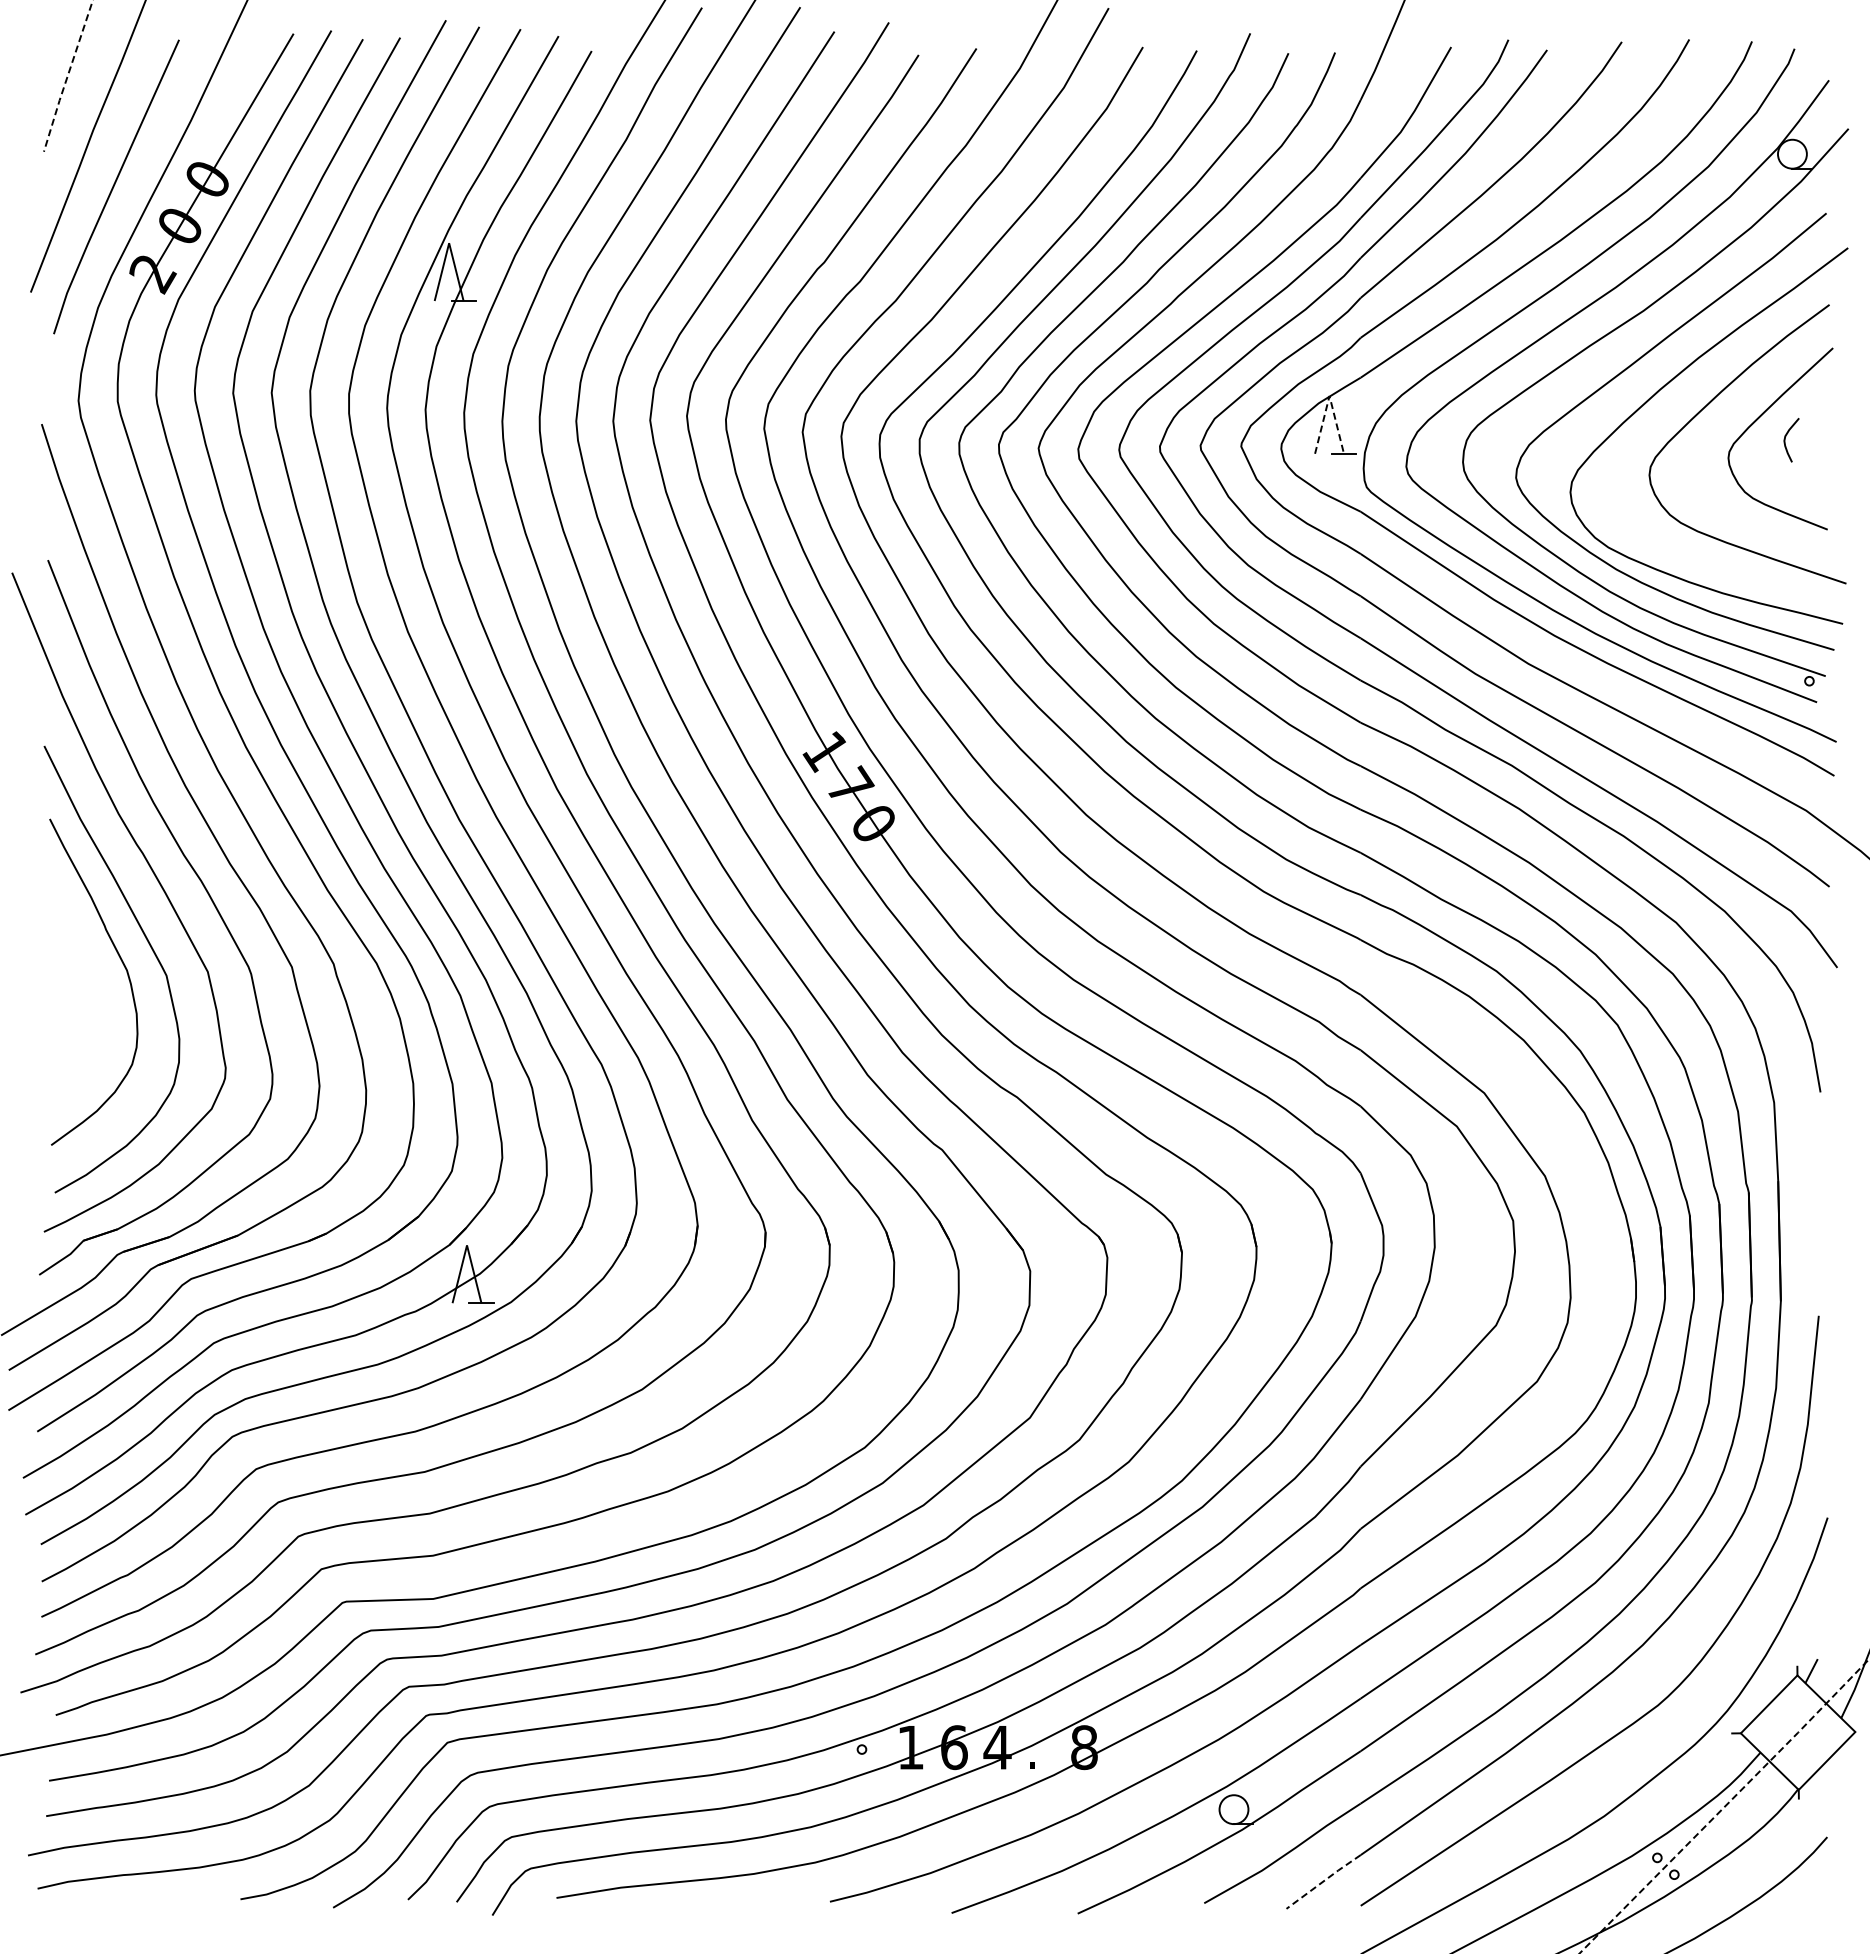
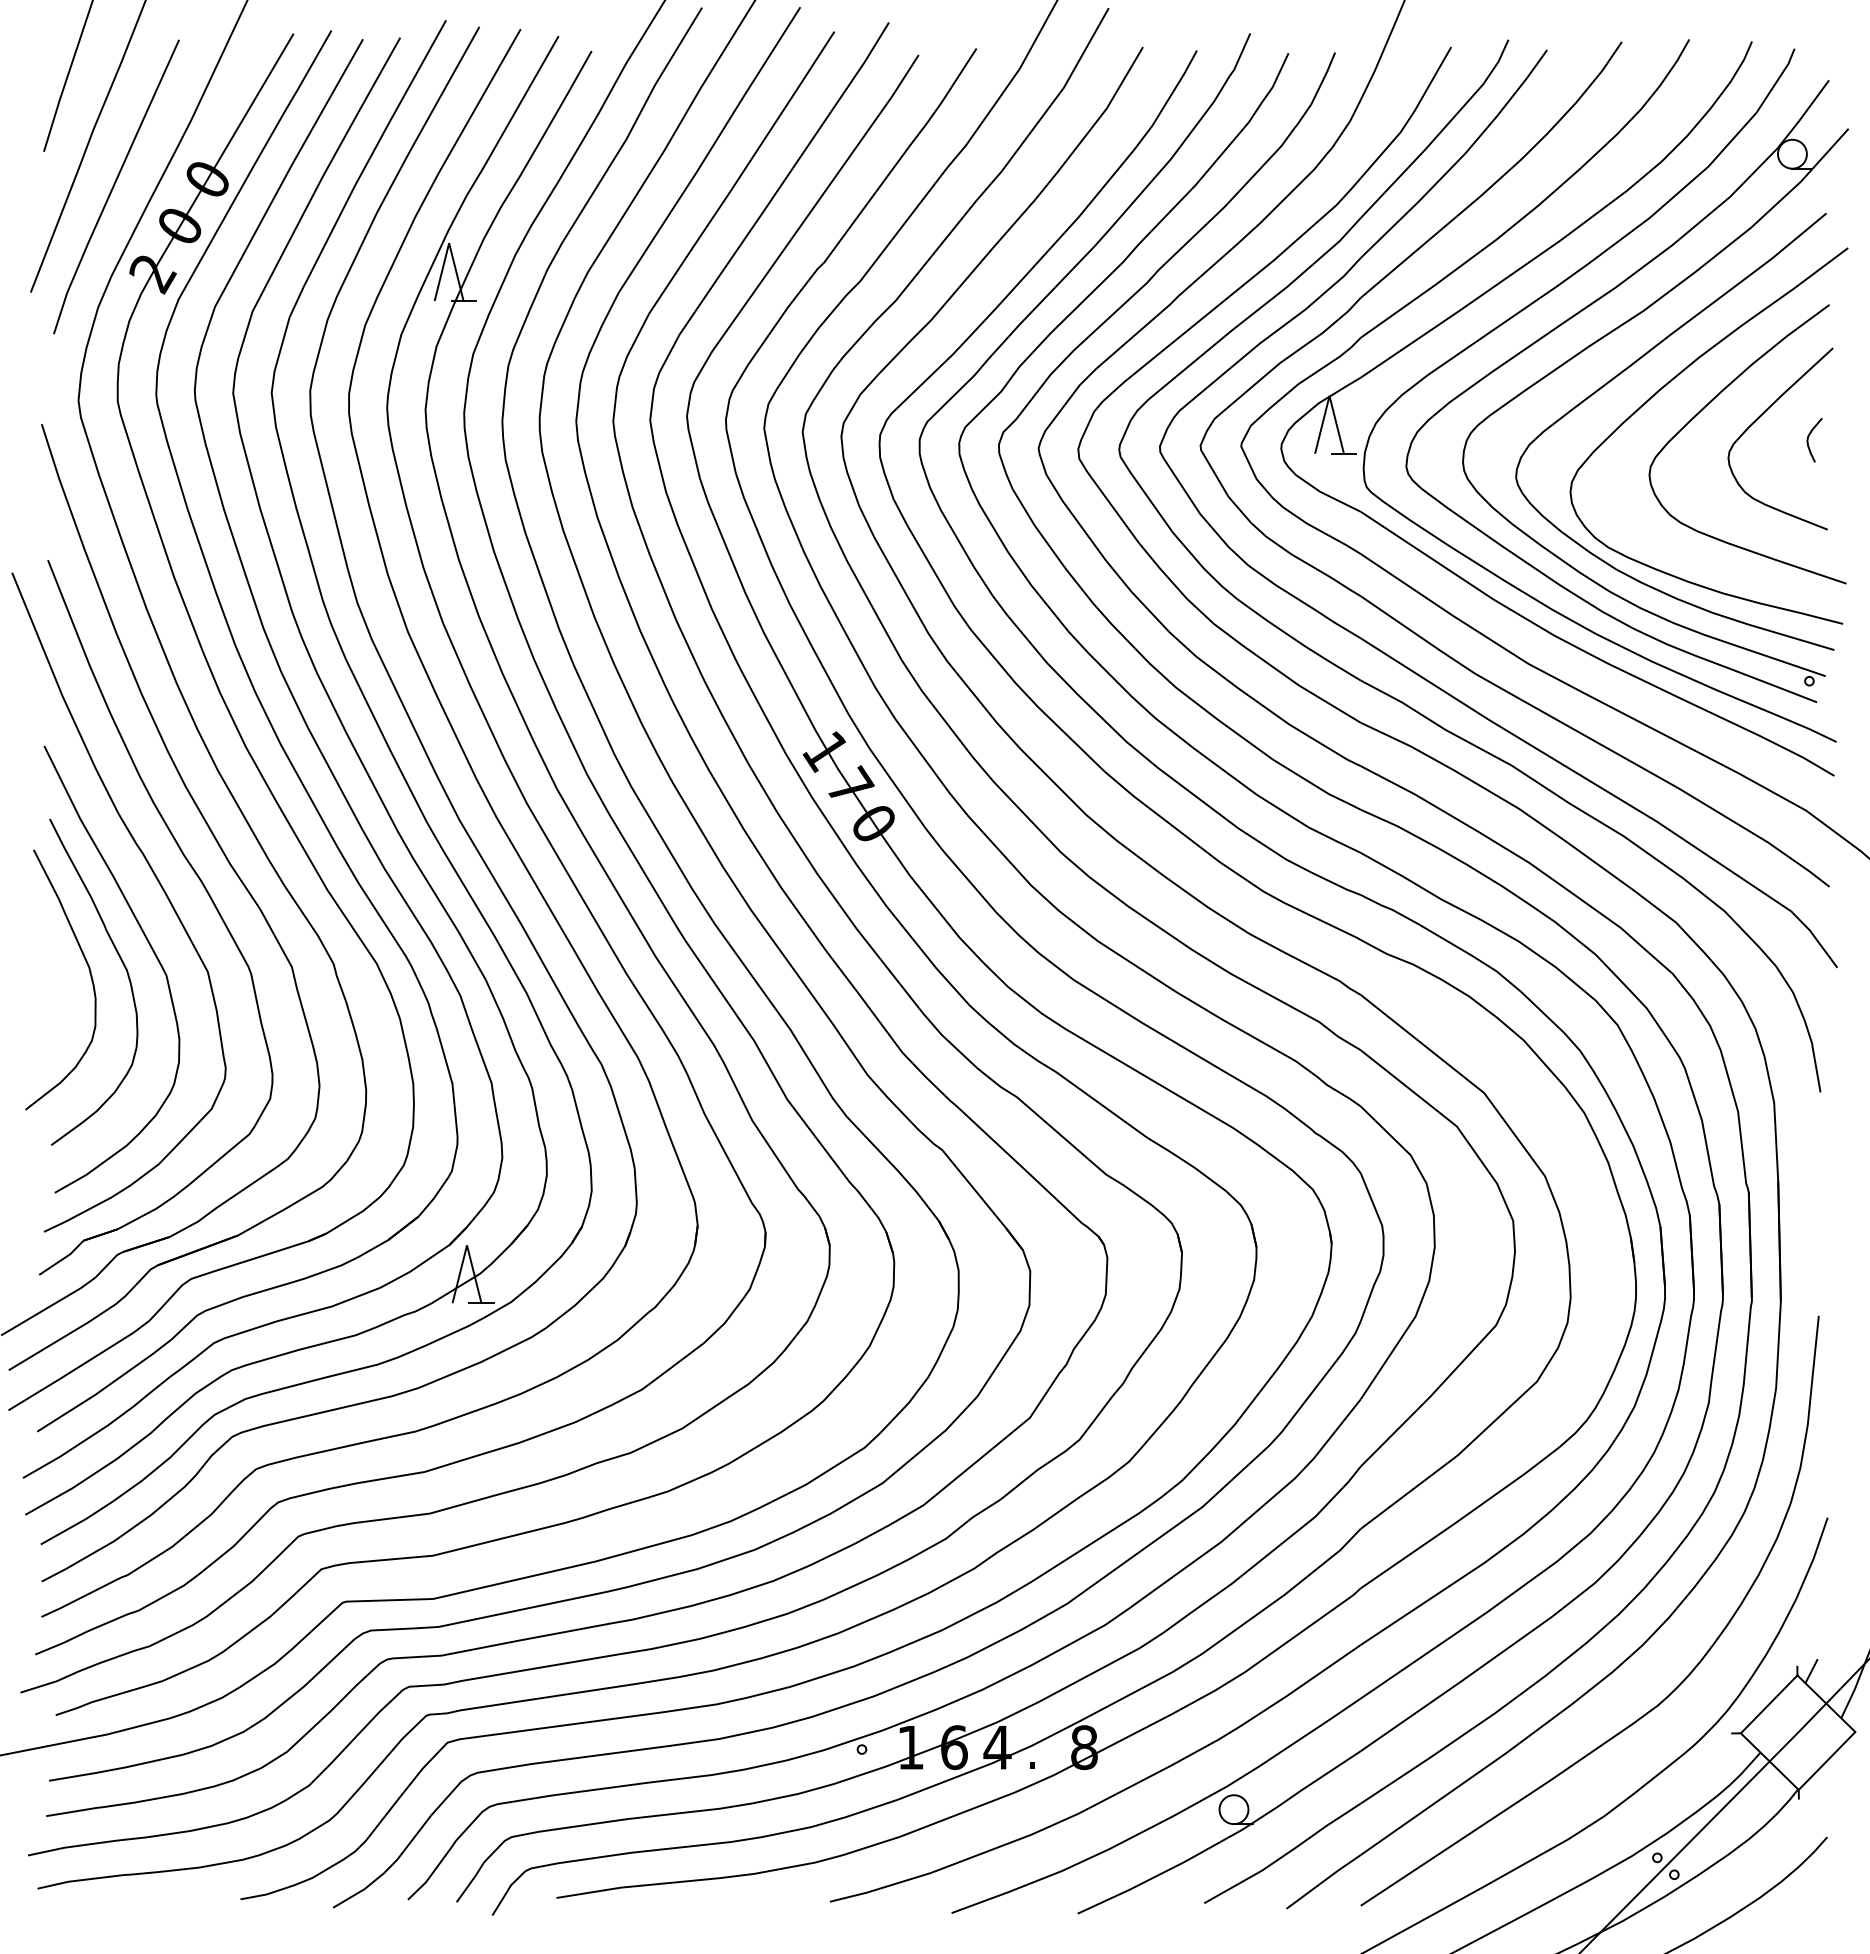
line: dashed -> solid (67, 76)
line: dashed -> solid (1329, 395)
curve position: (1785, 440) -> (1808, 440) (1808, 440)
curve: none -> present (89, 973)
line: dashed -> solid (1722, 1809)
line: dashed -> solid (1323, 1881)
